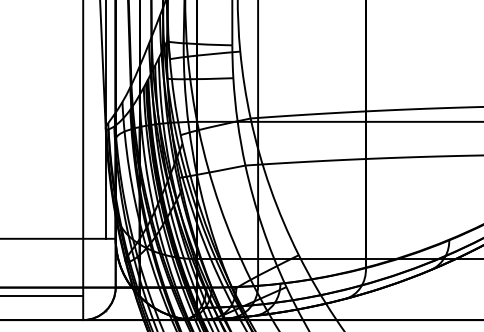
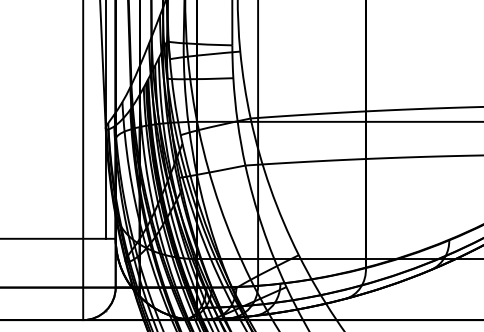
line: present -> none (42, 296)
